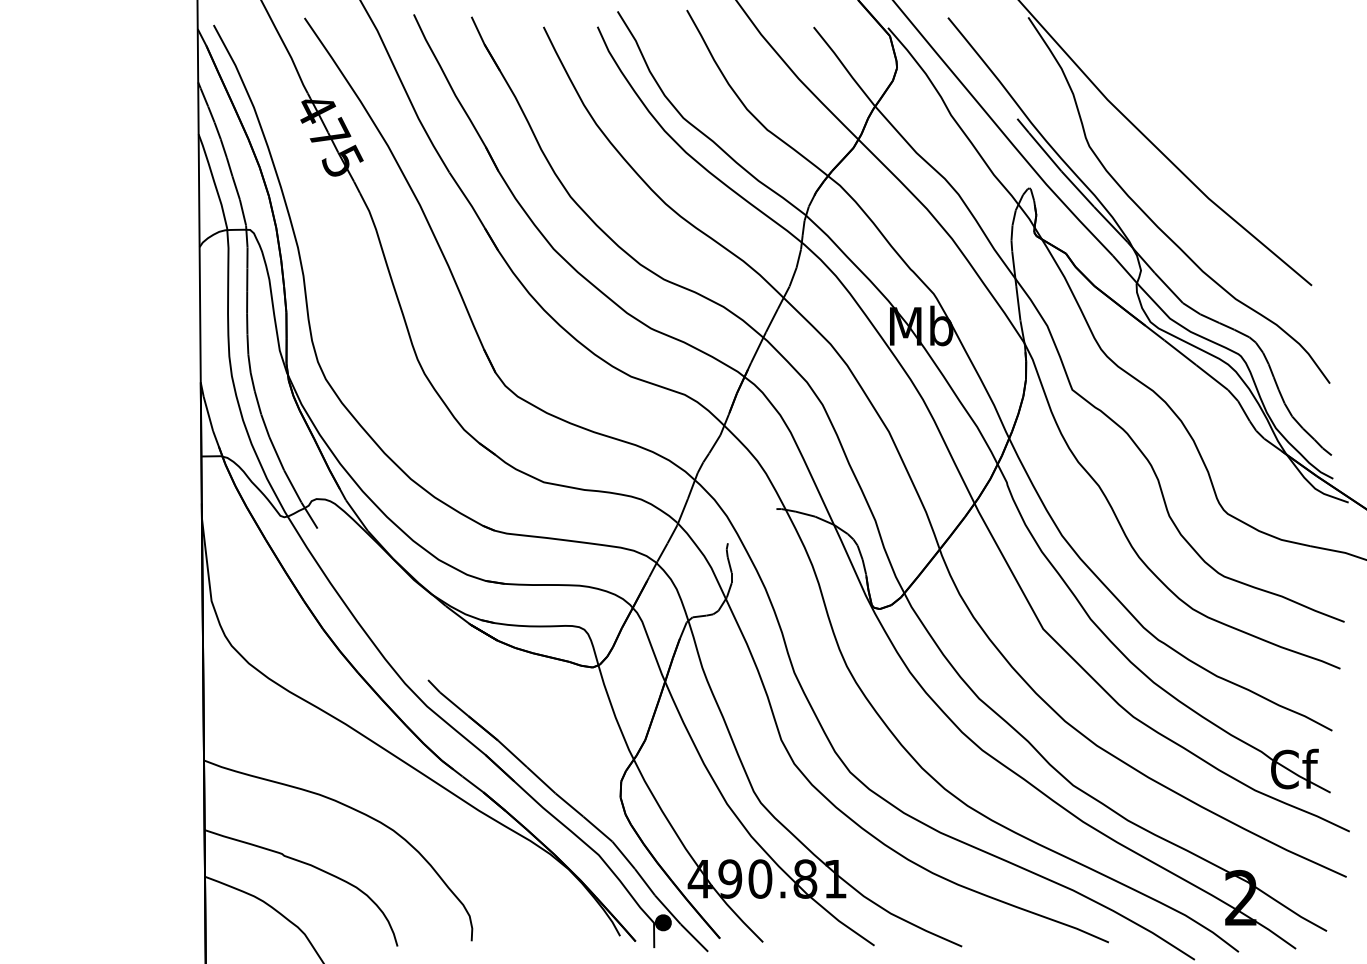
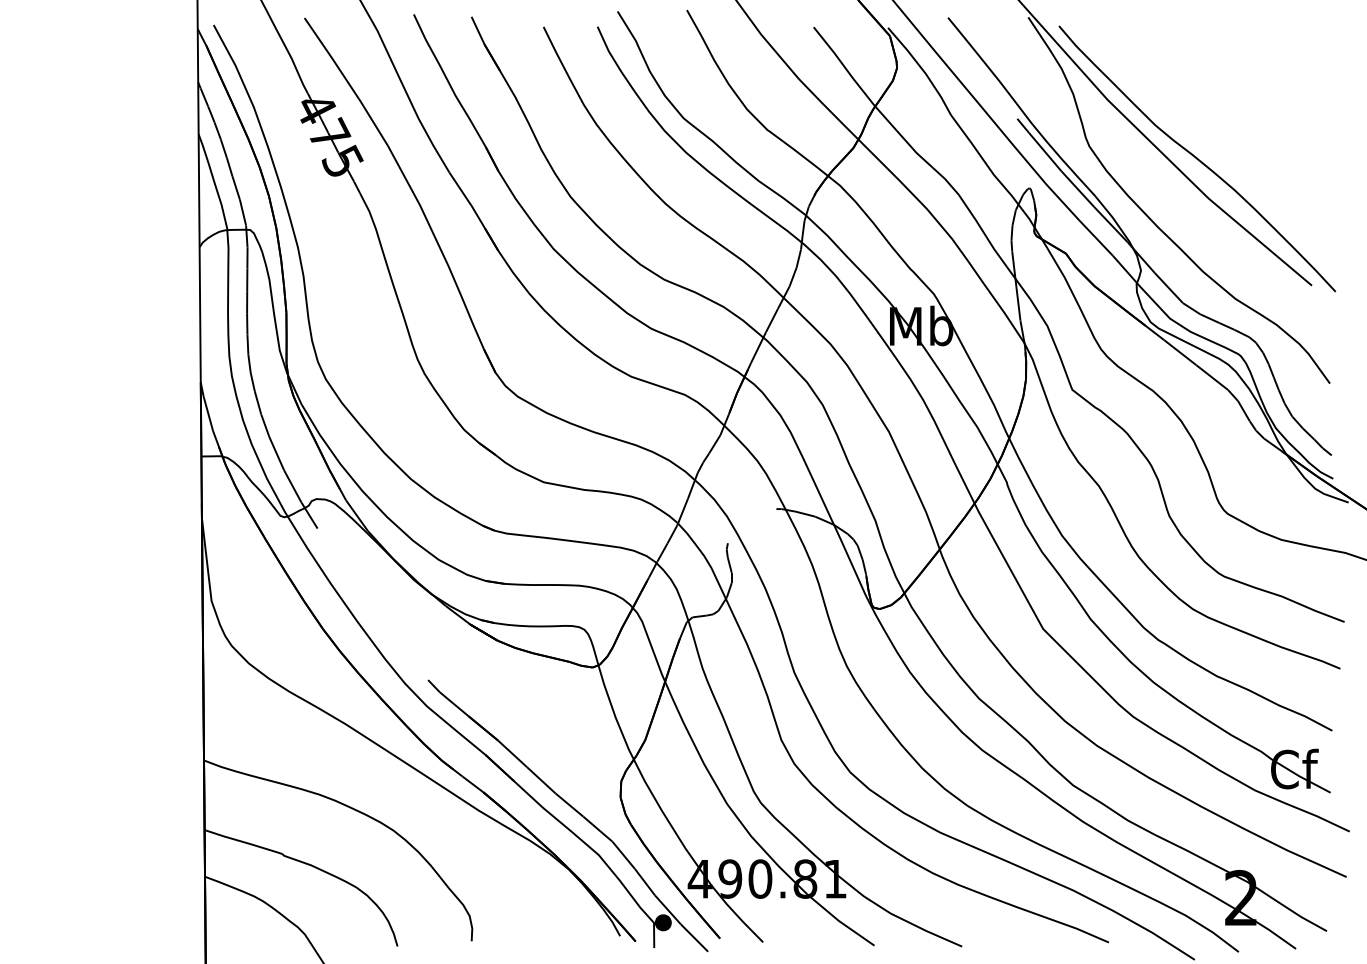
curve: none -> present (1197, 158)
